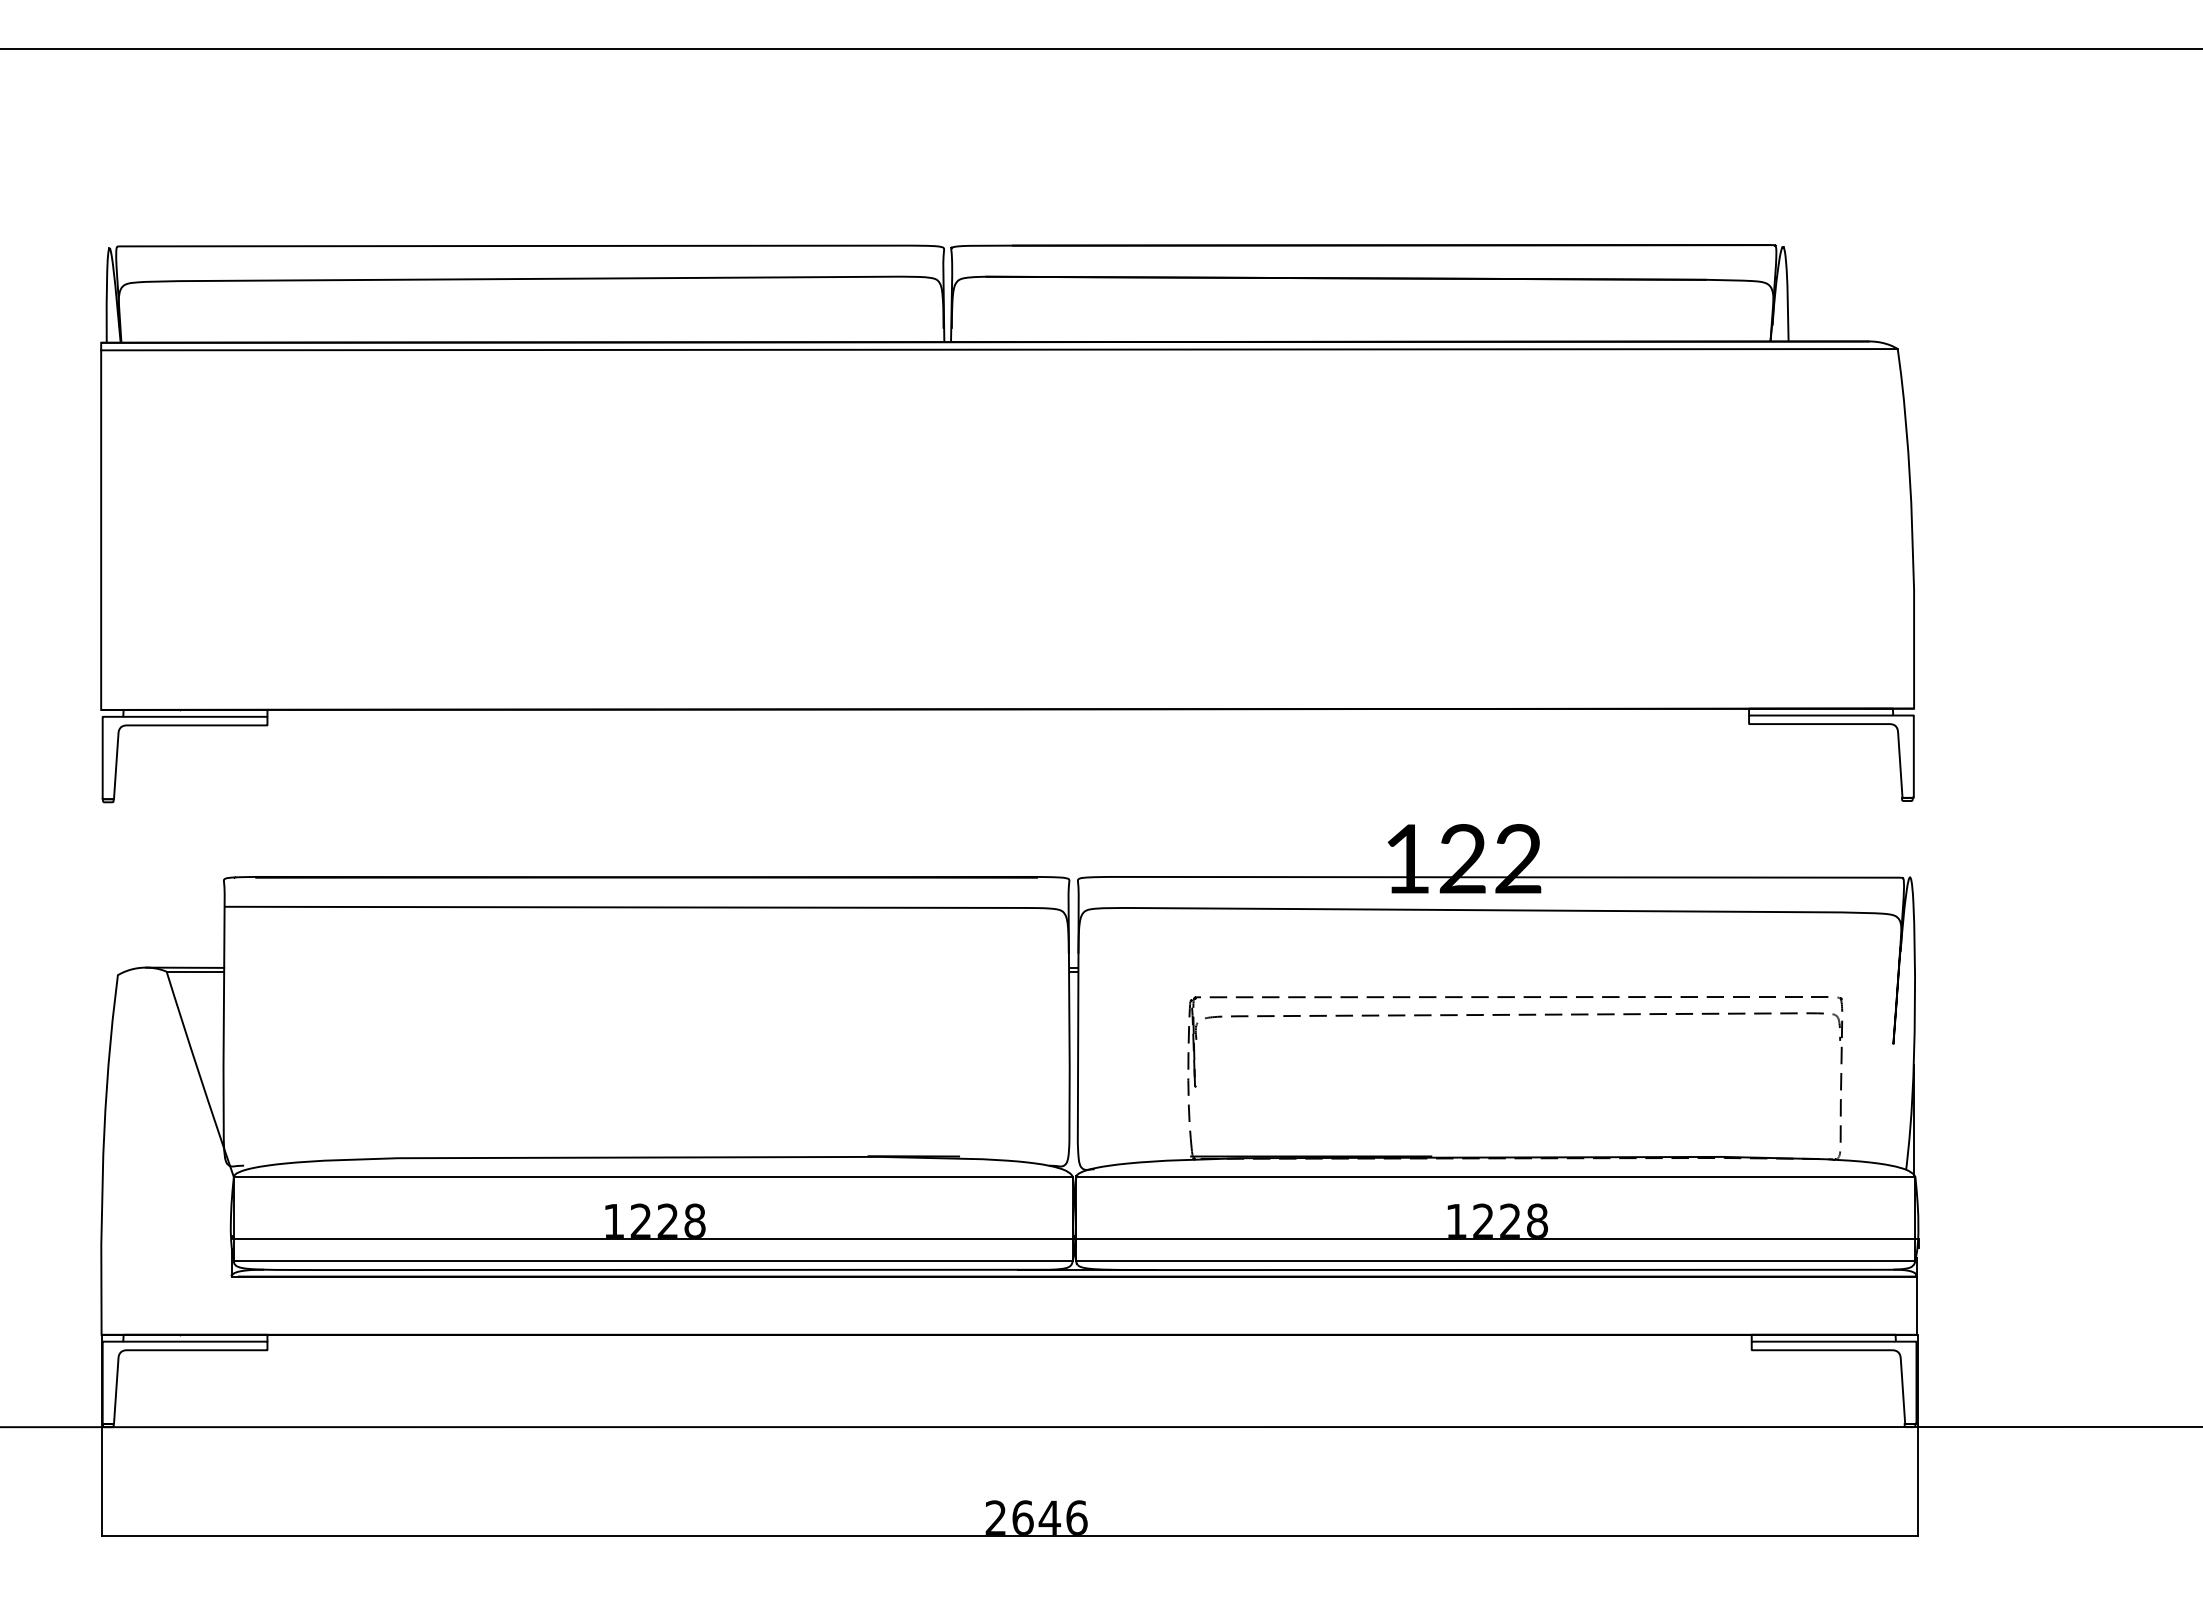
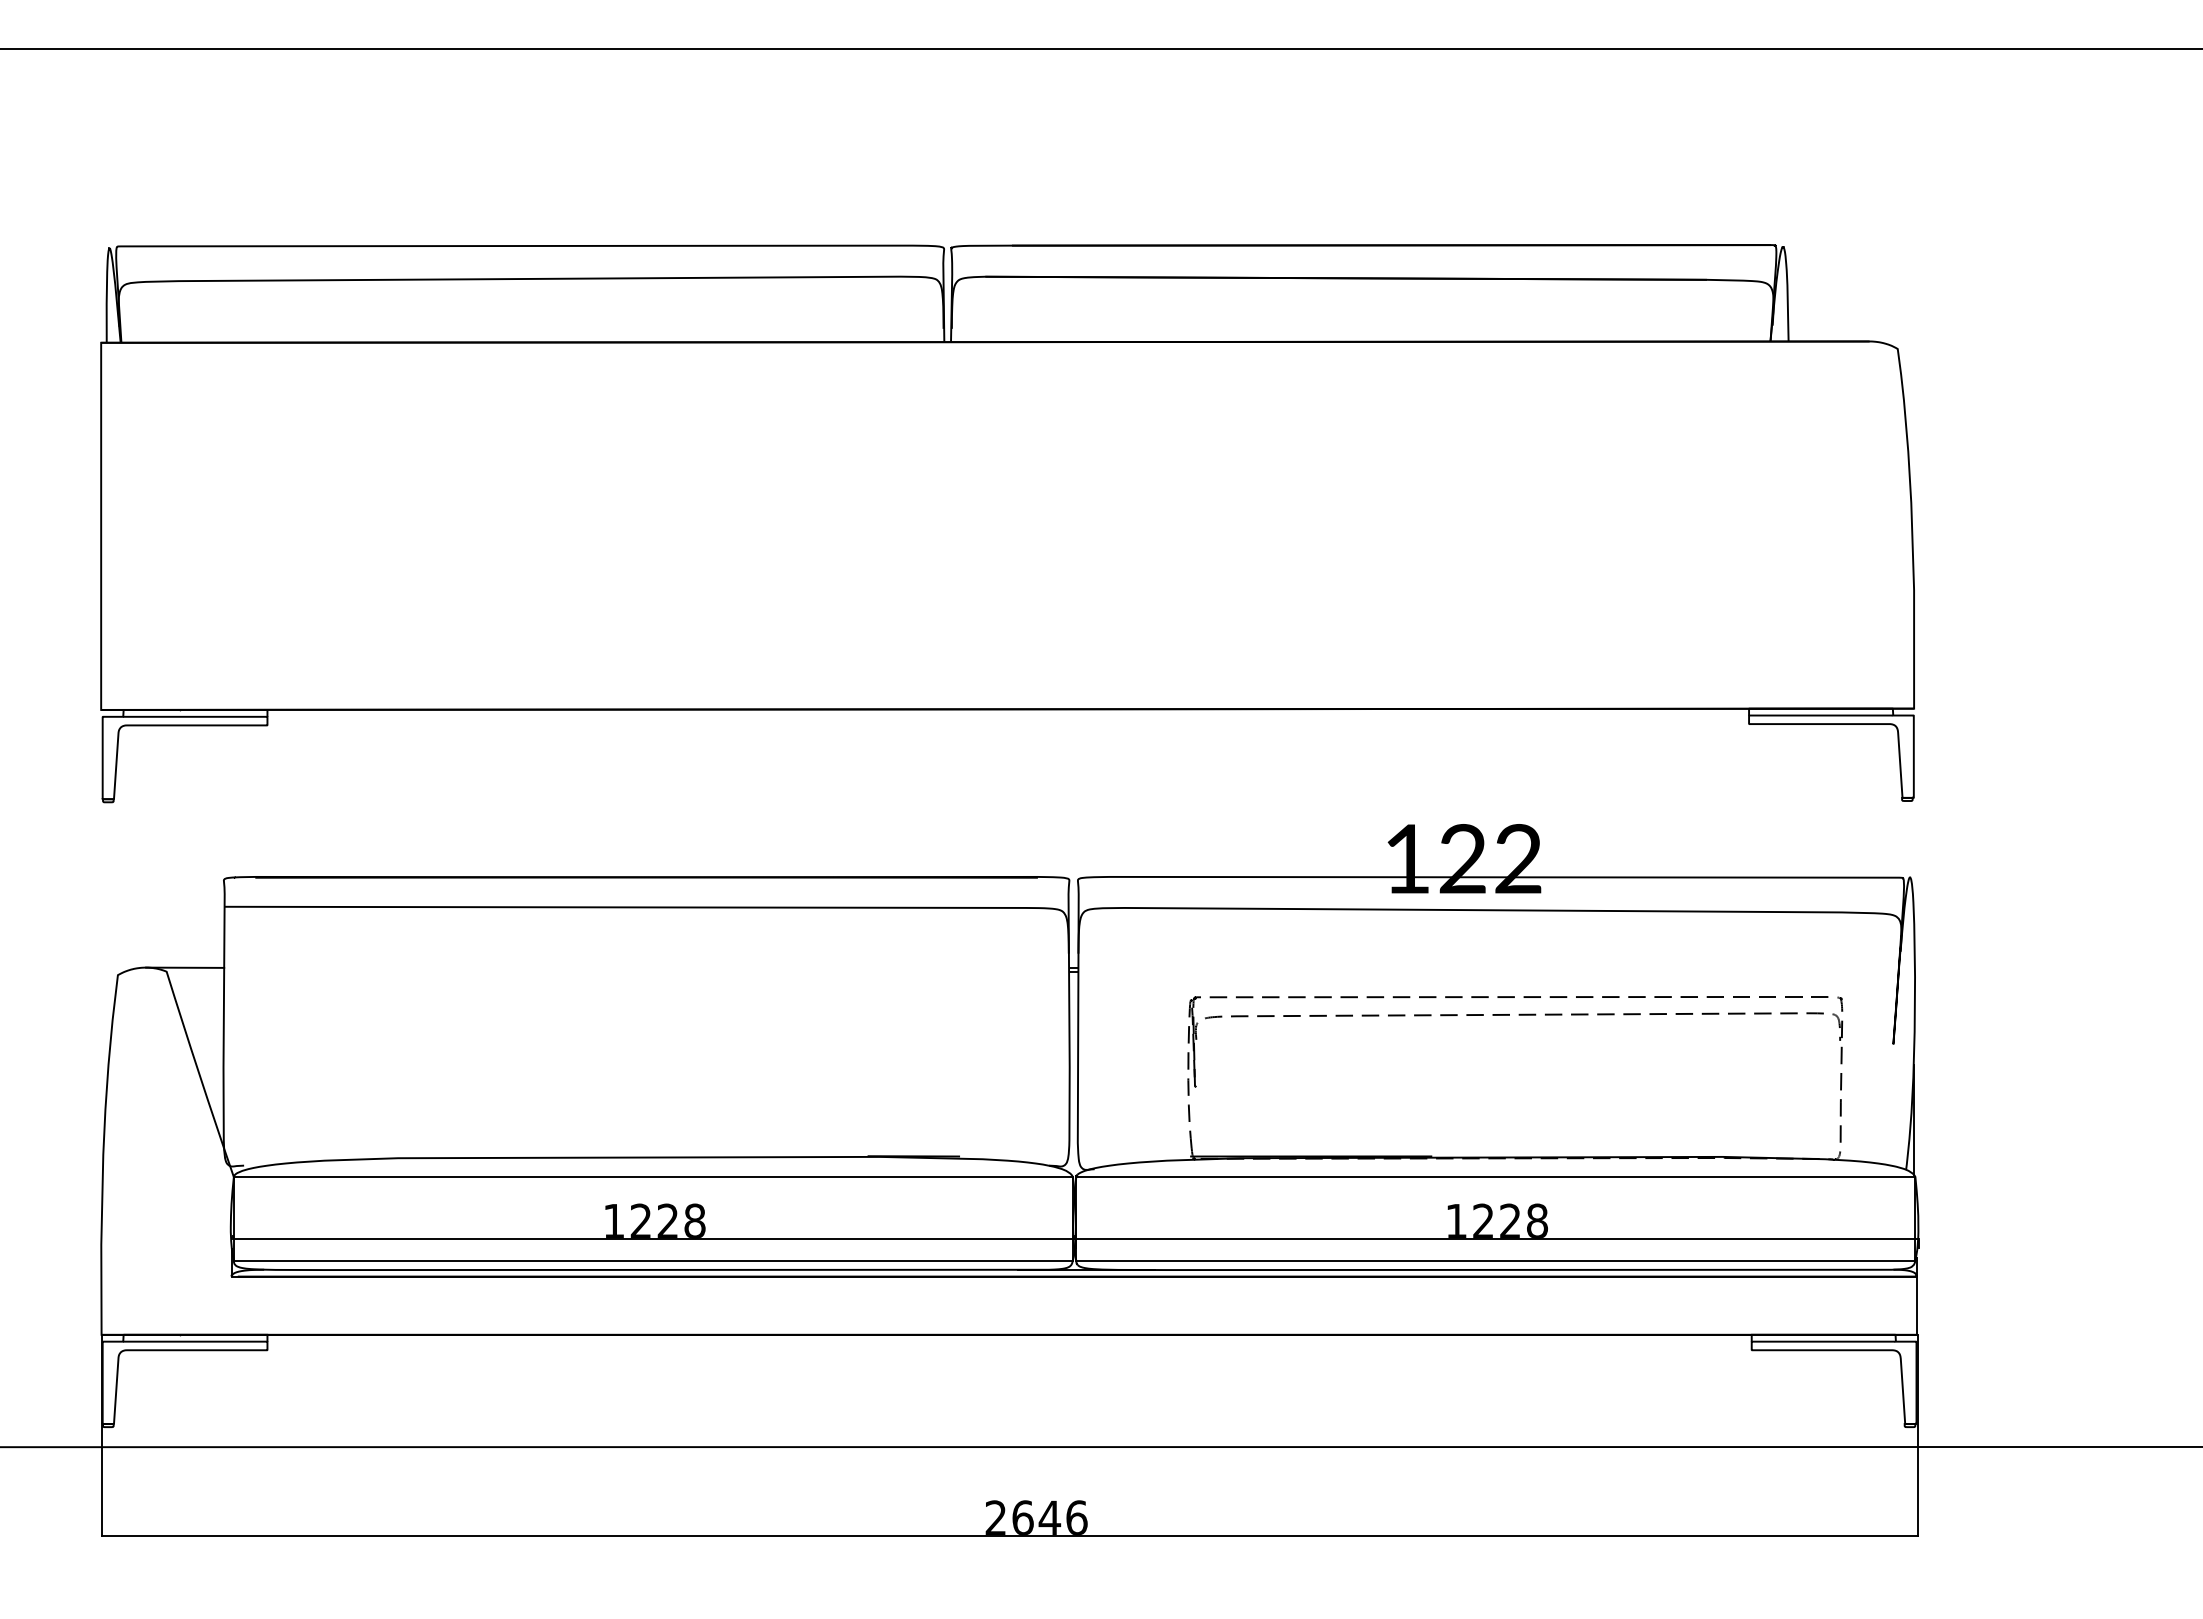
line: present -> none (999, 349)
line: present -> none (195, 971)
line position: (1100, 1426) -> (1100, 1446) (1100, 1446)
